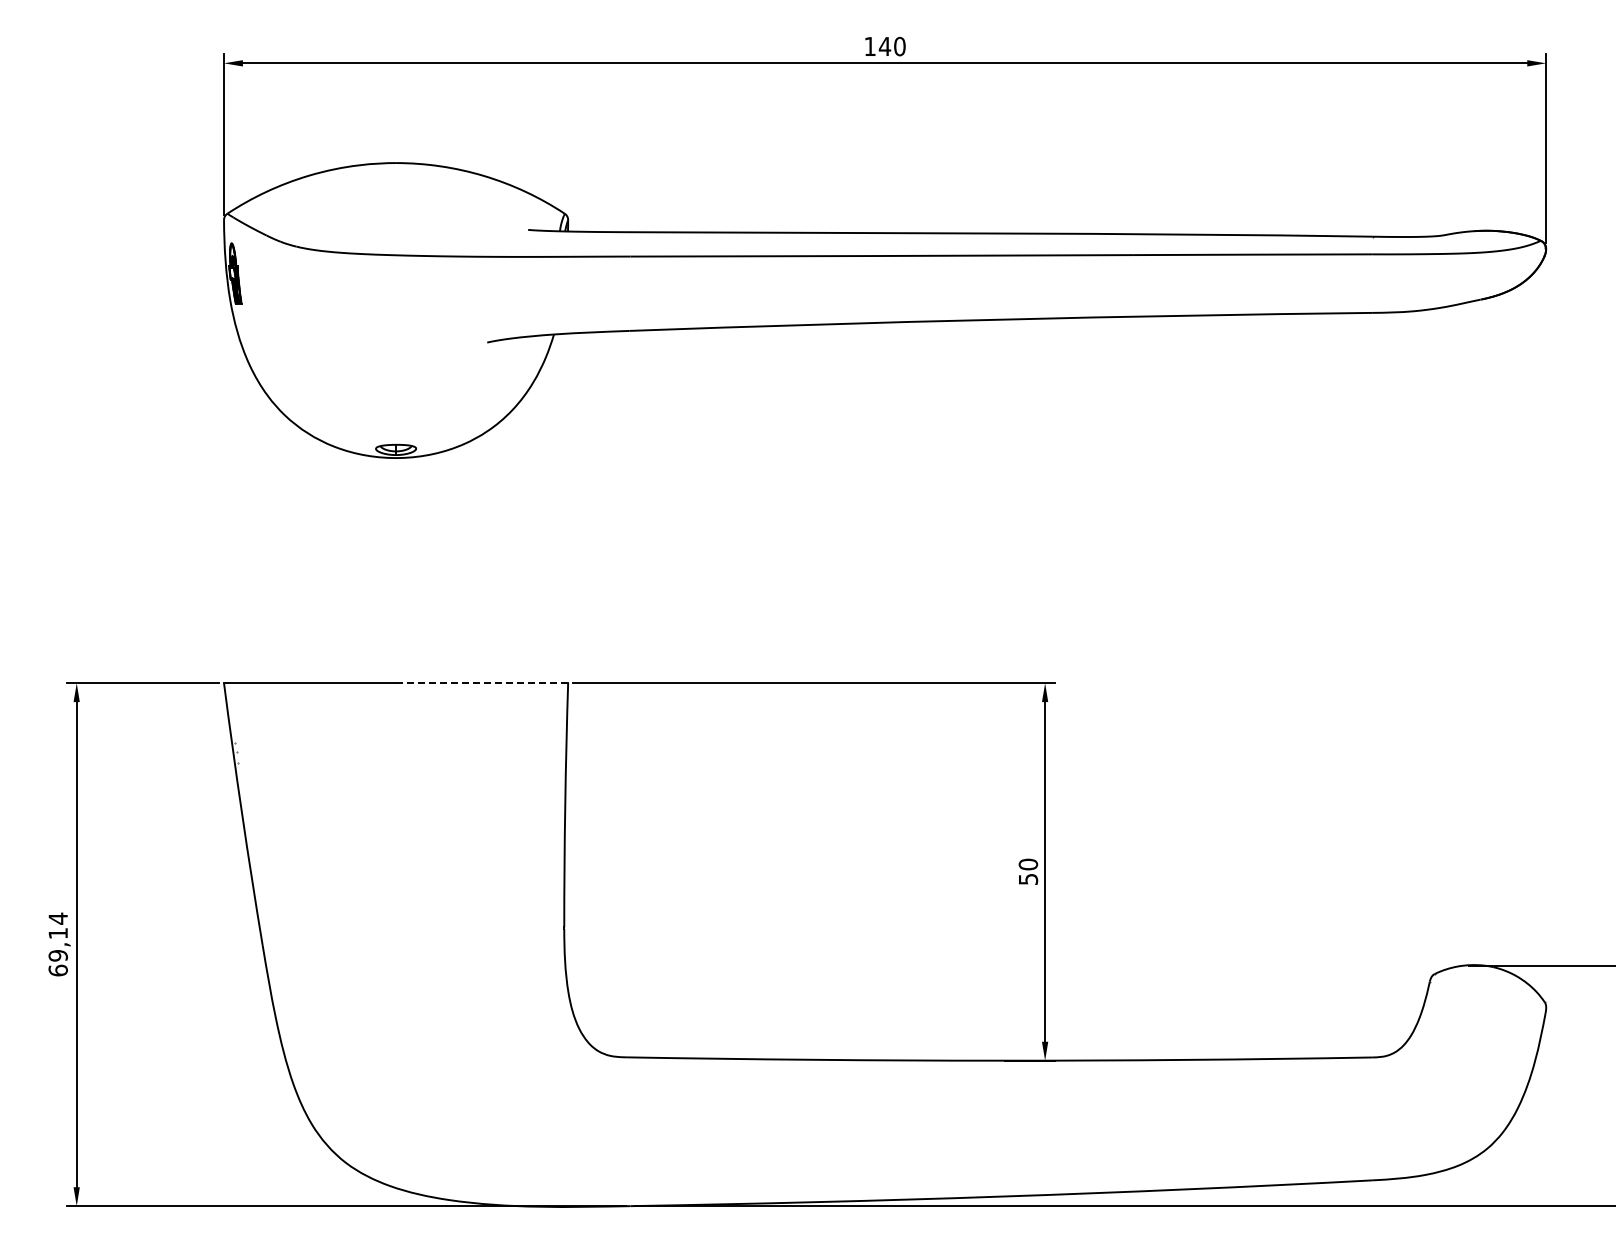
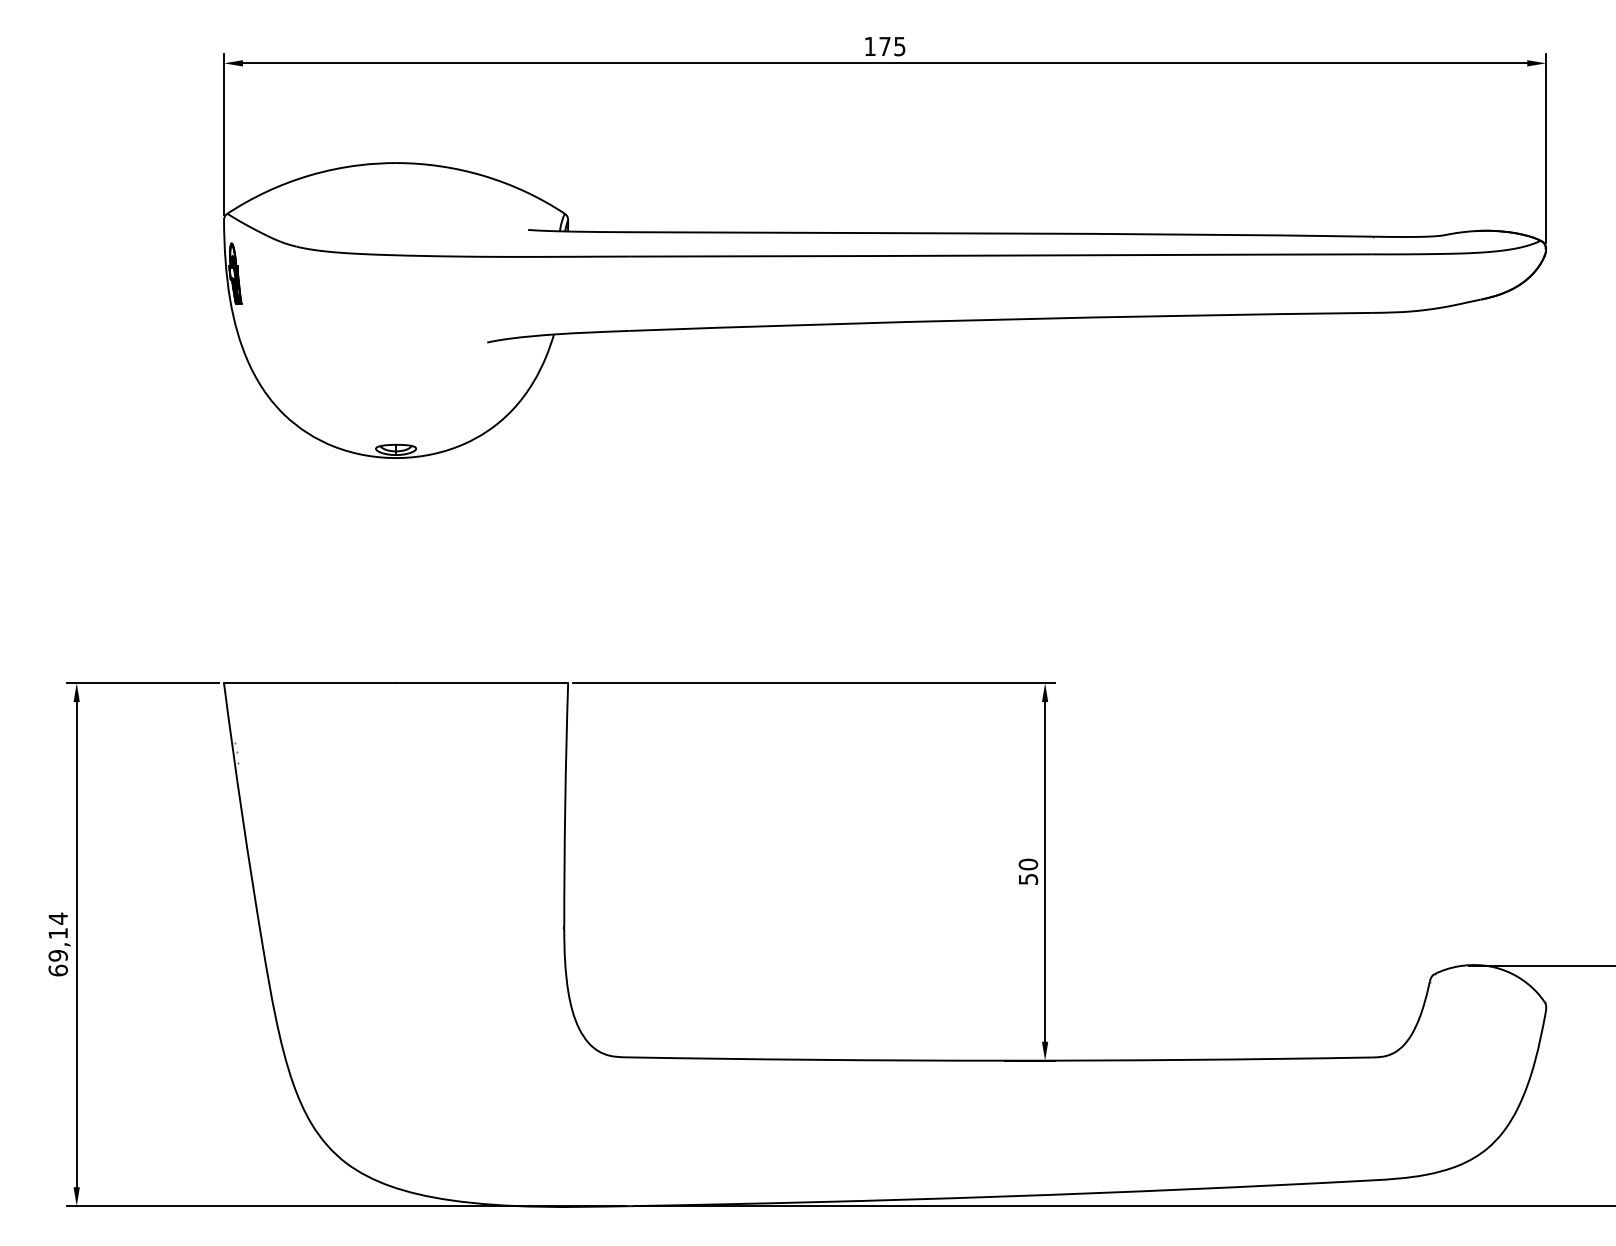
text: 140 -> 175 (891, 46)
line: dashed -> solid (480, 683)
